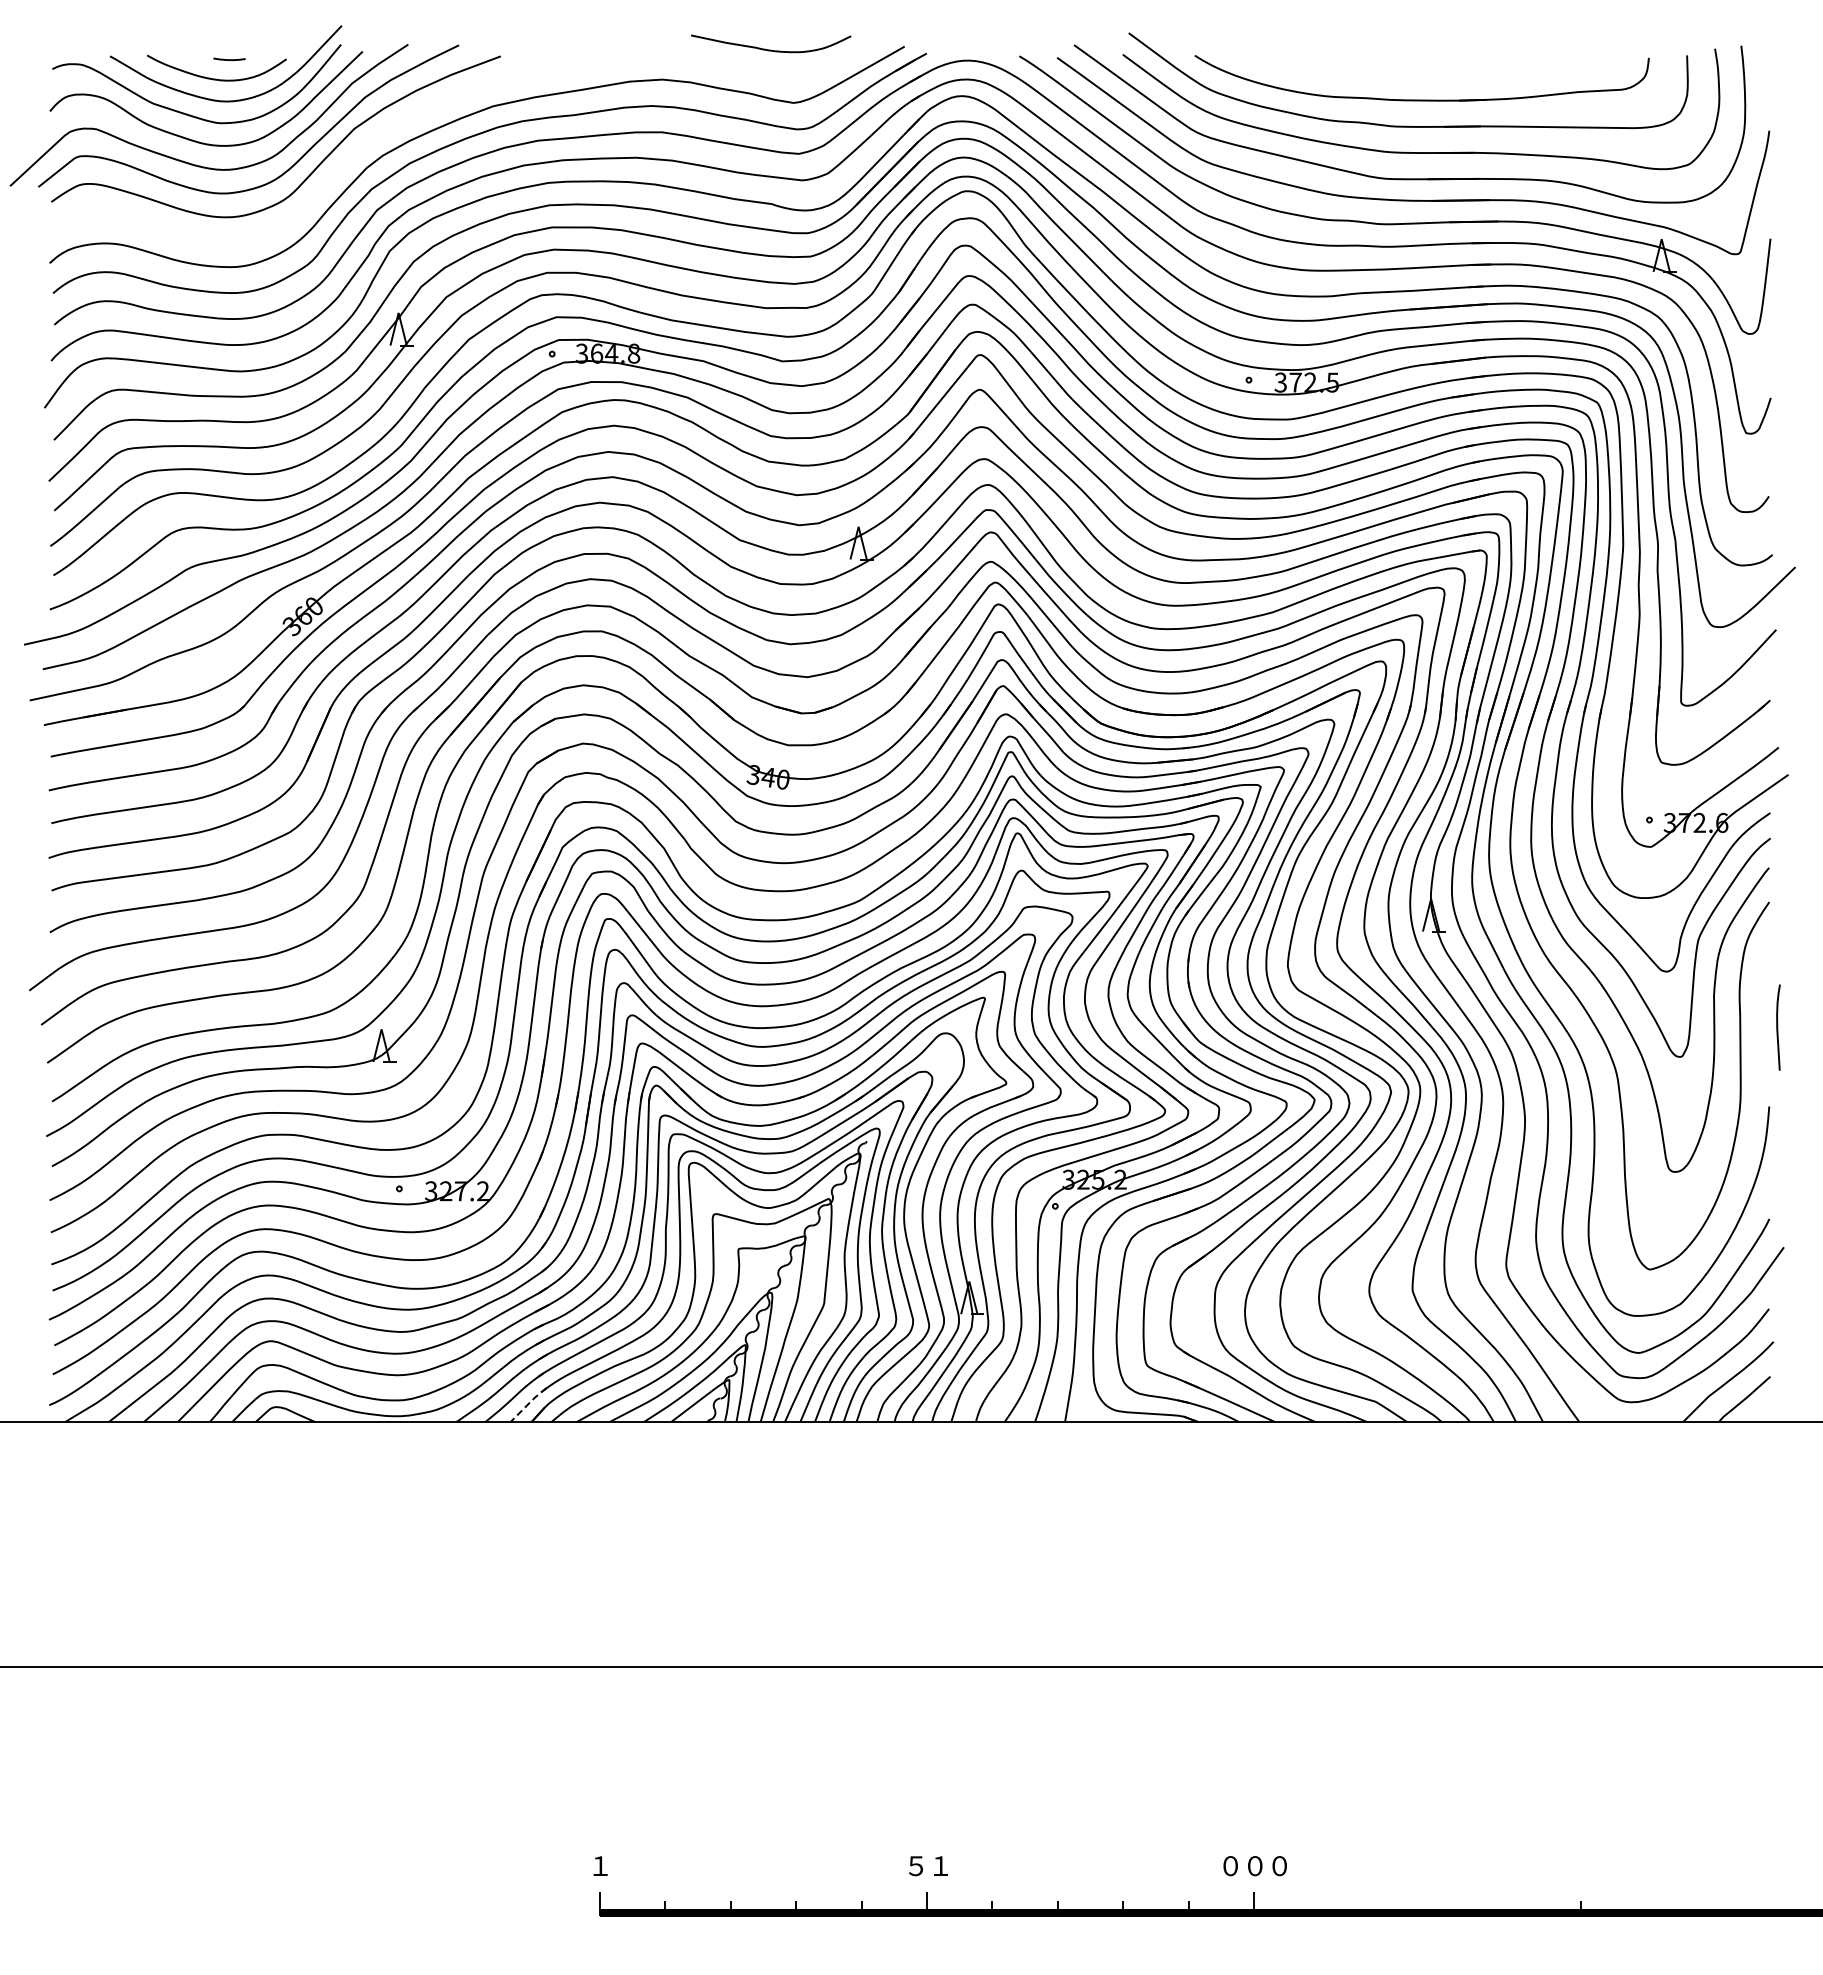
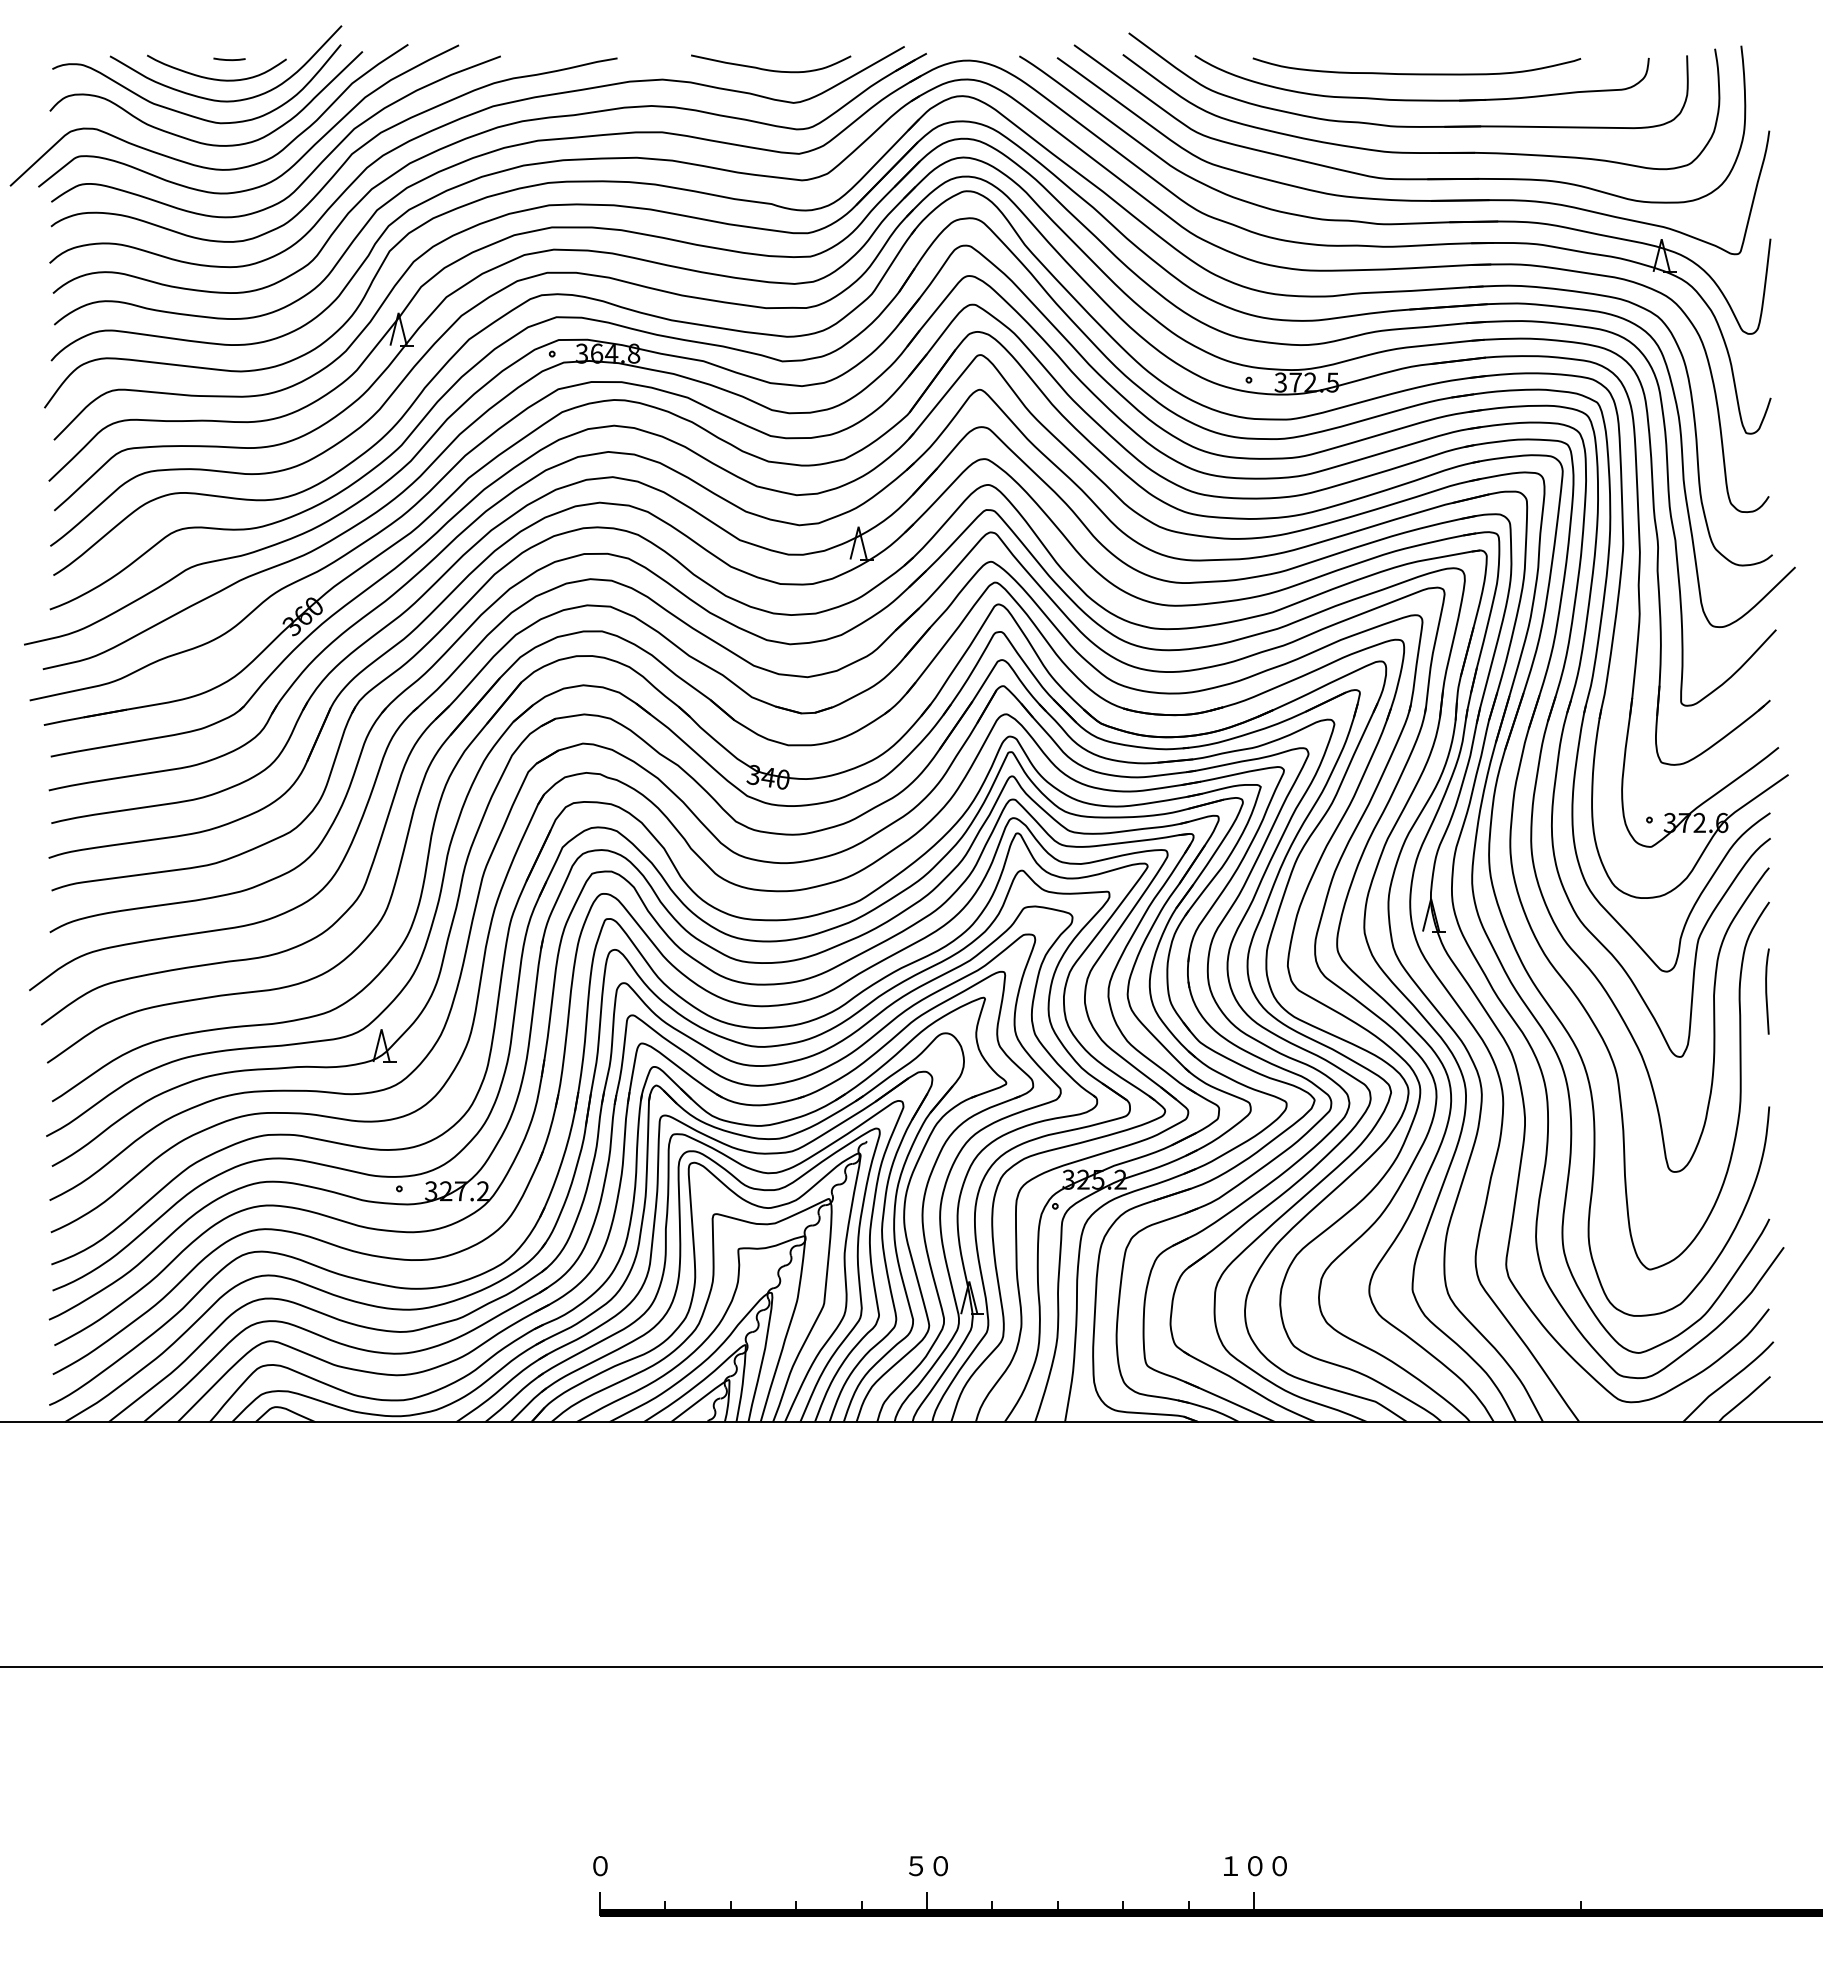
curve position: (771, 49) -> (771, 69) (771, 69)
curve: none -> present (1416, 73)
curve: none -> present (347, 157)
curve position: (1778, 1027) -> (1767, 991) (1767, 991)
line: dashed -> solid (528, 1404)
text: １ -> ０ (600, 1866)
text: １ -> ０ (940, 1866)
text: ０ -> １ (1230, 1866)
